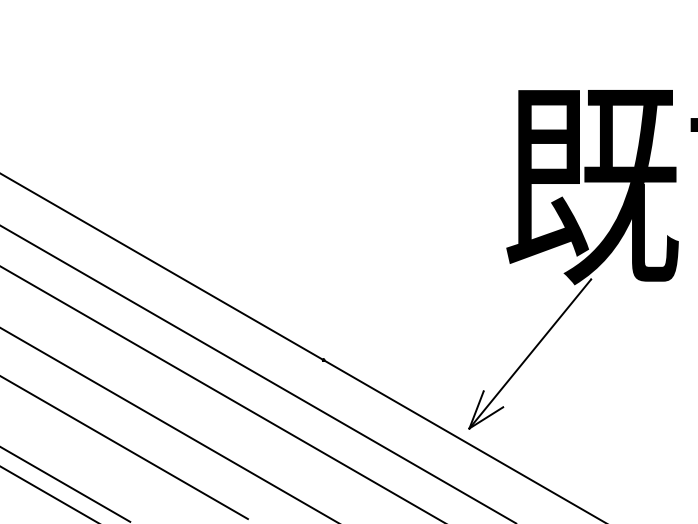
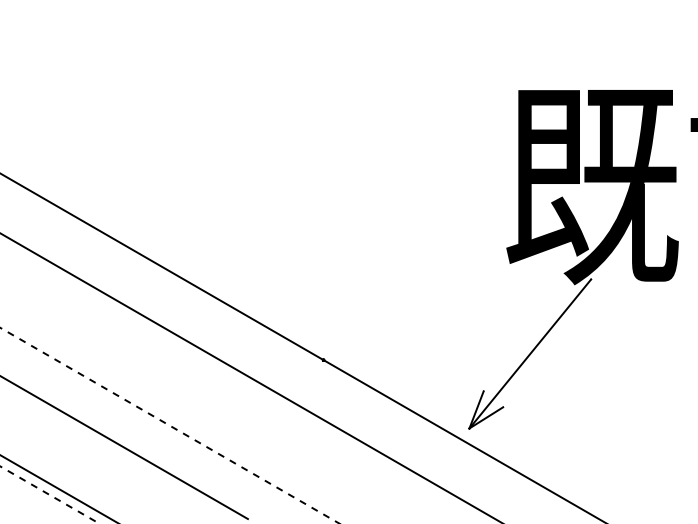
line position: (256, 373) -> (249, 377) (249, 377)
line: present -> none (221, 393)
line: solid -> dashed (169, 425)
line position: (65, 483) -> (58, 488) (58, 488)
line: solid -> dashed (49, 495)
